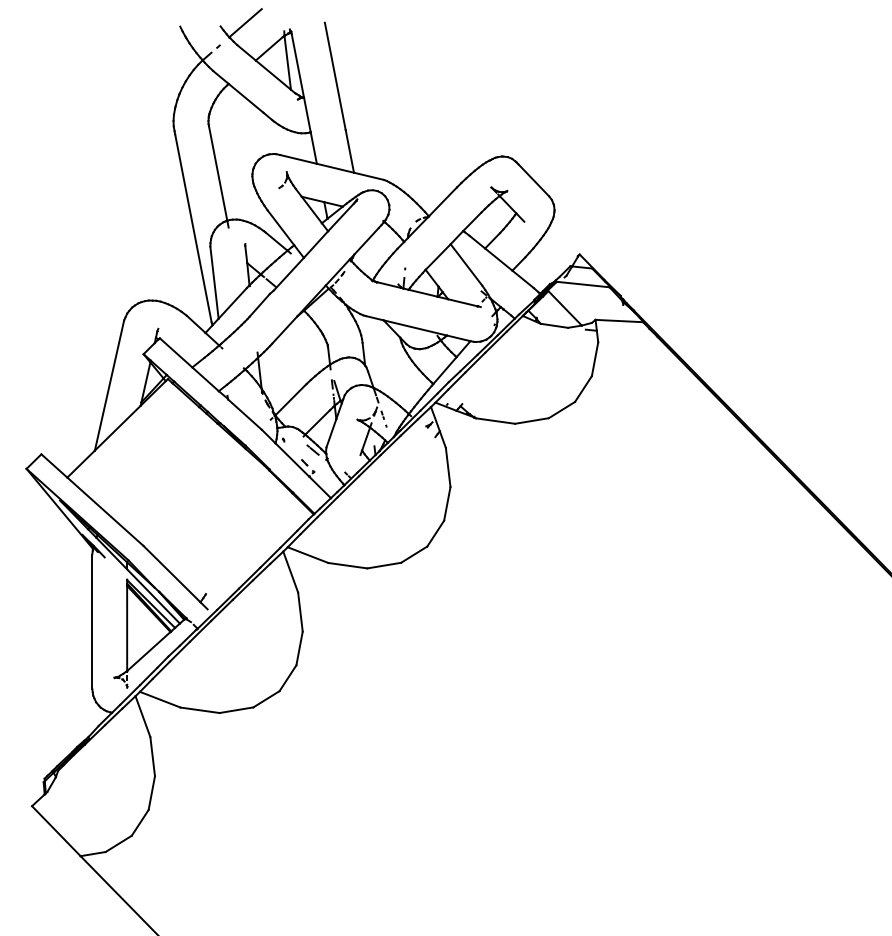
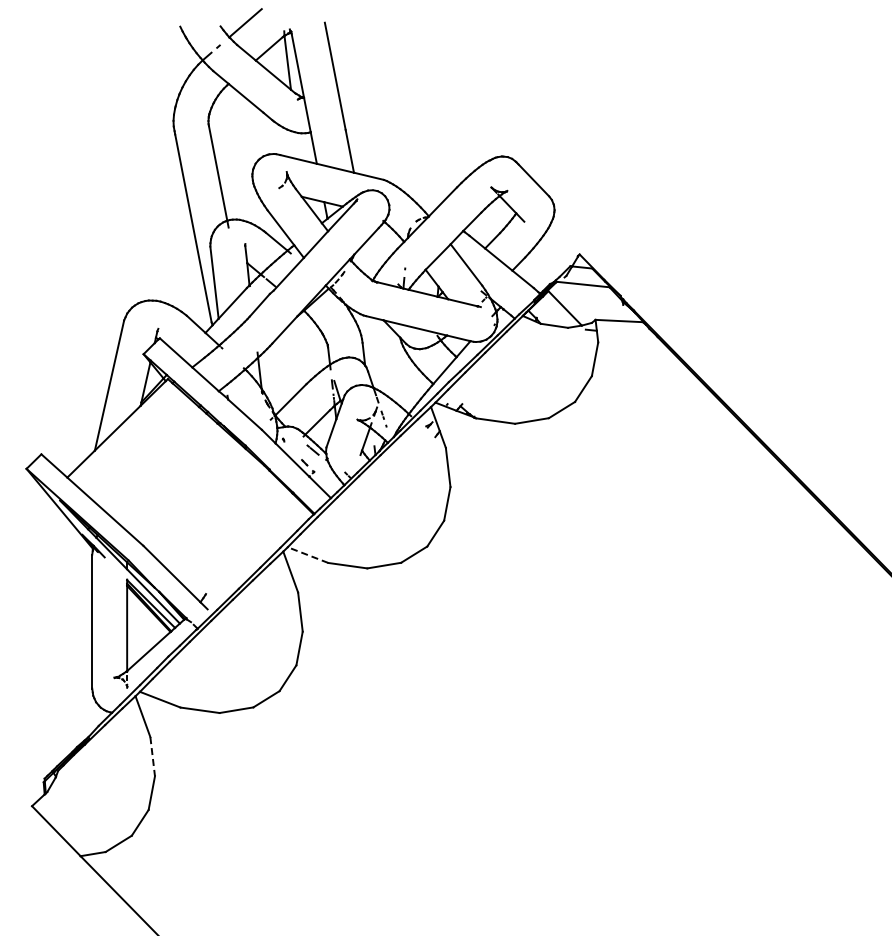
line: solid -> dashed (308, 555)
line: solid -> dashed (152, 756)
